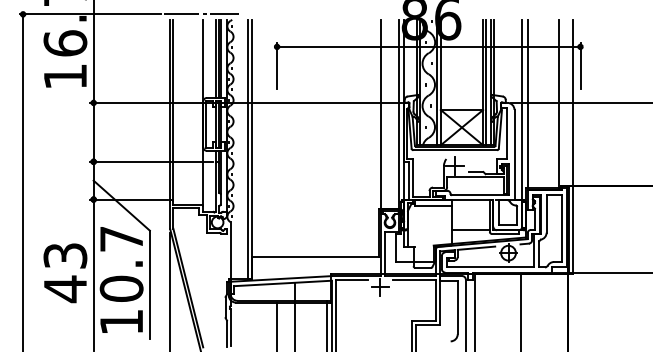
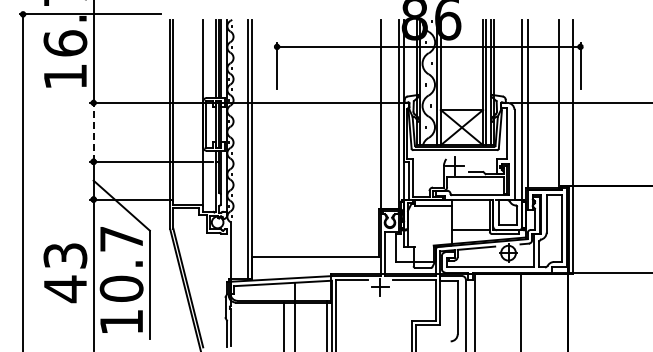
line: present -> none (201, 14)
line: solid -> dashed (93, 131)
line: present -> none (170, 290)
line position: (277, 325) -> (284, 325) (284, 325)
